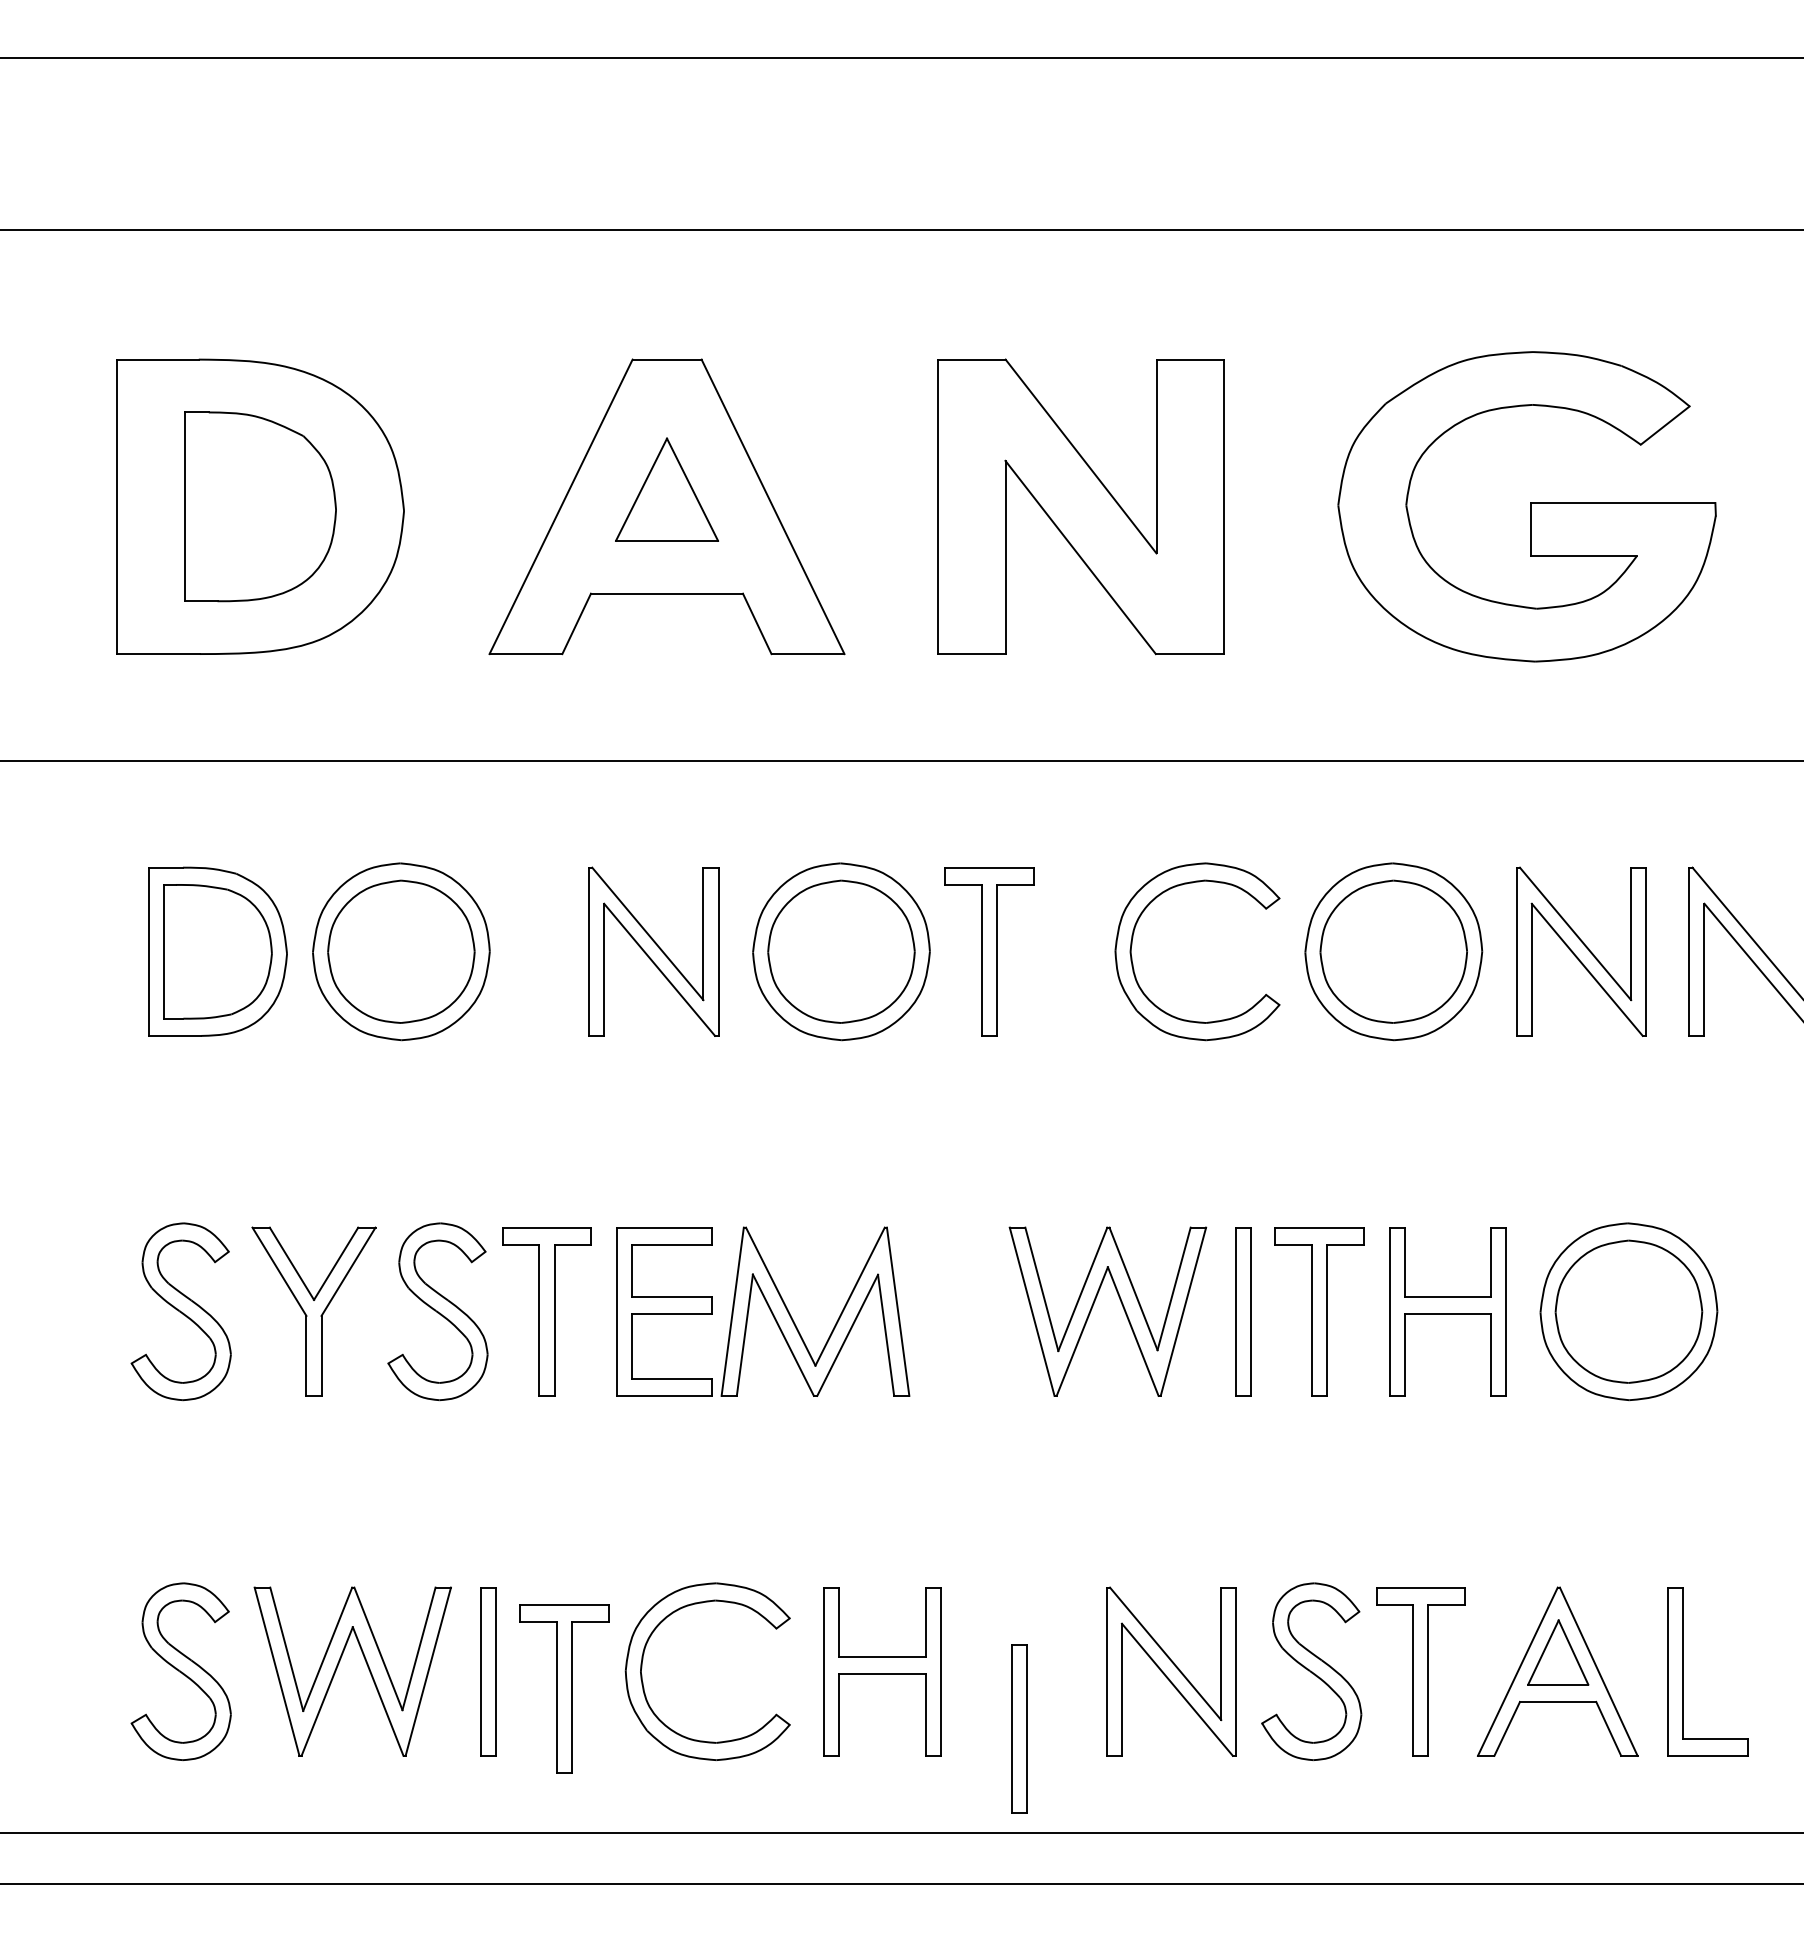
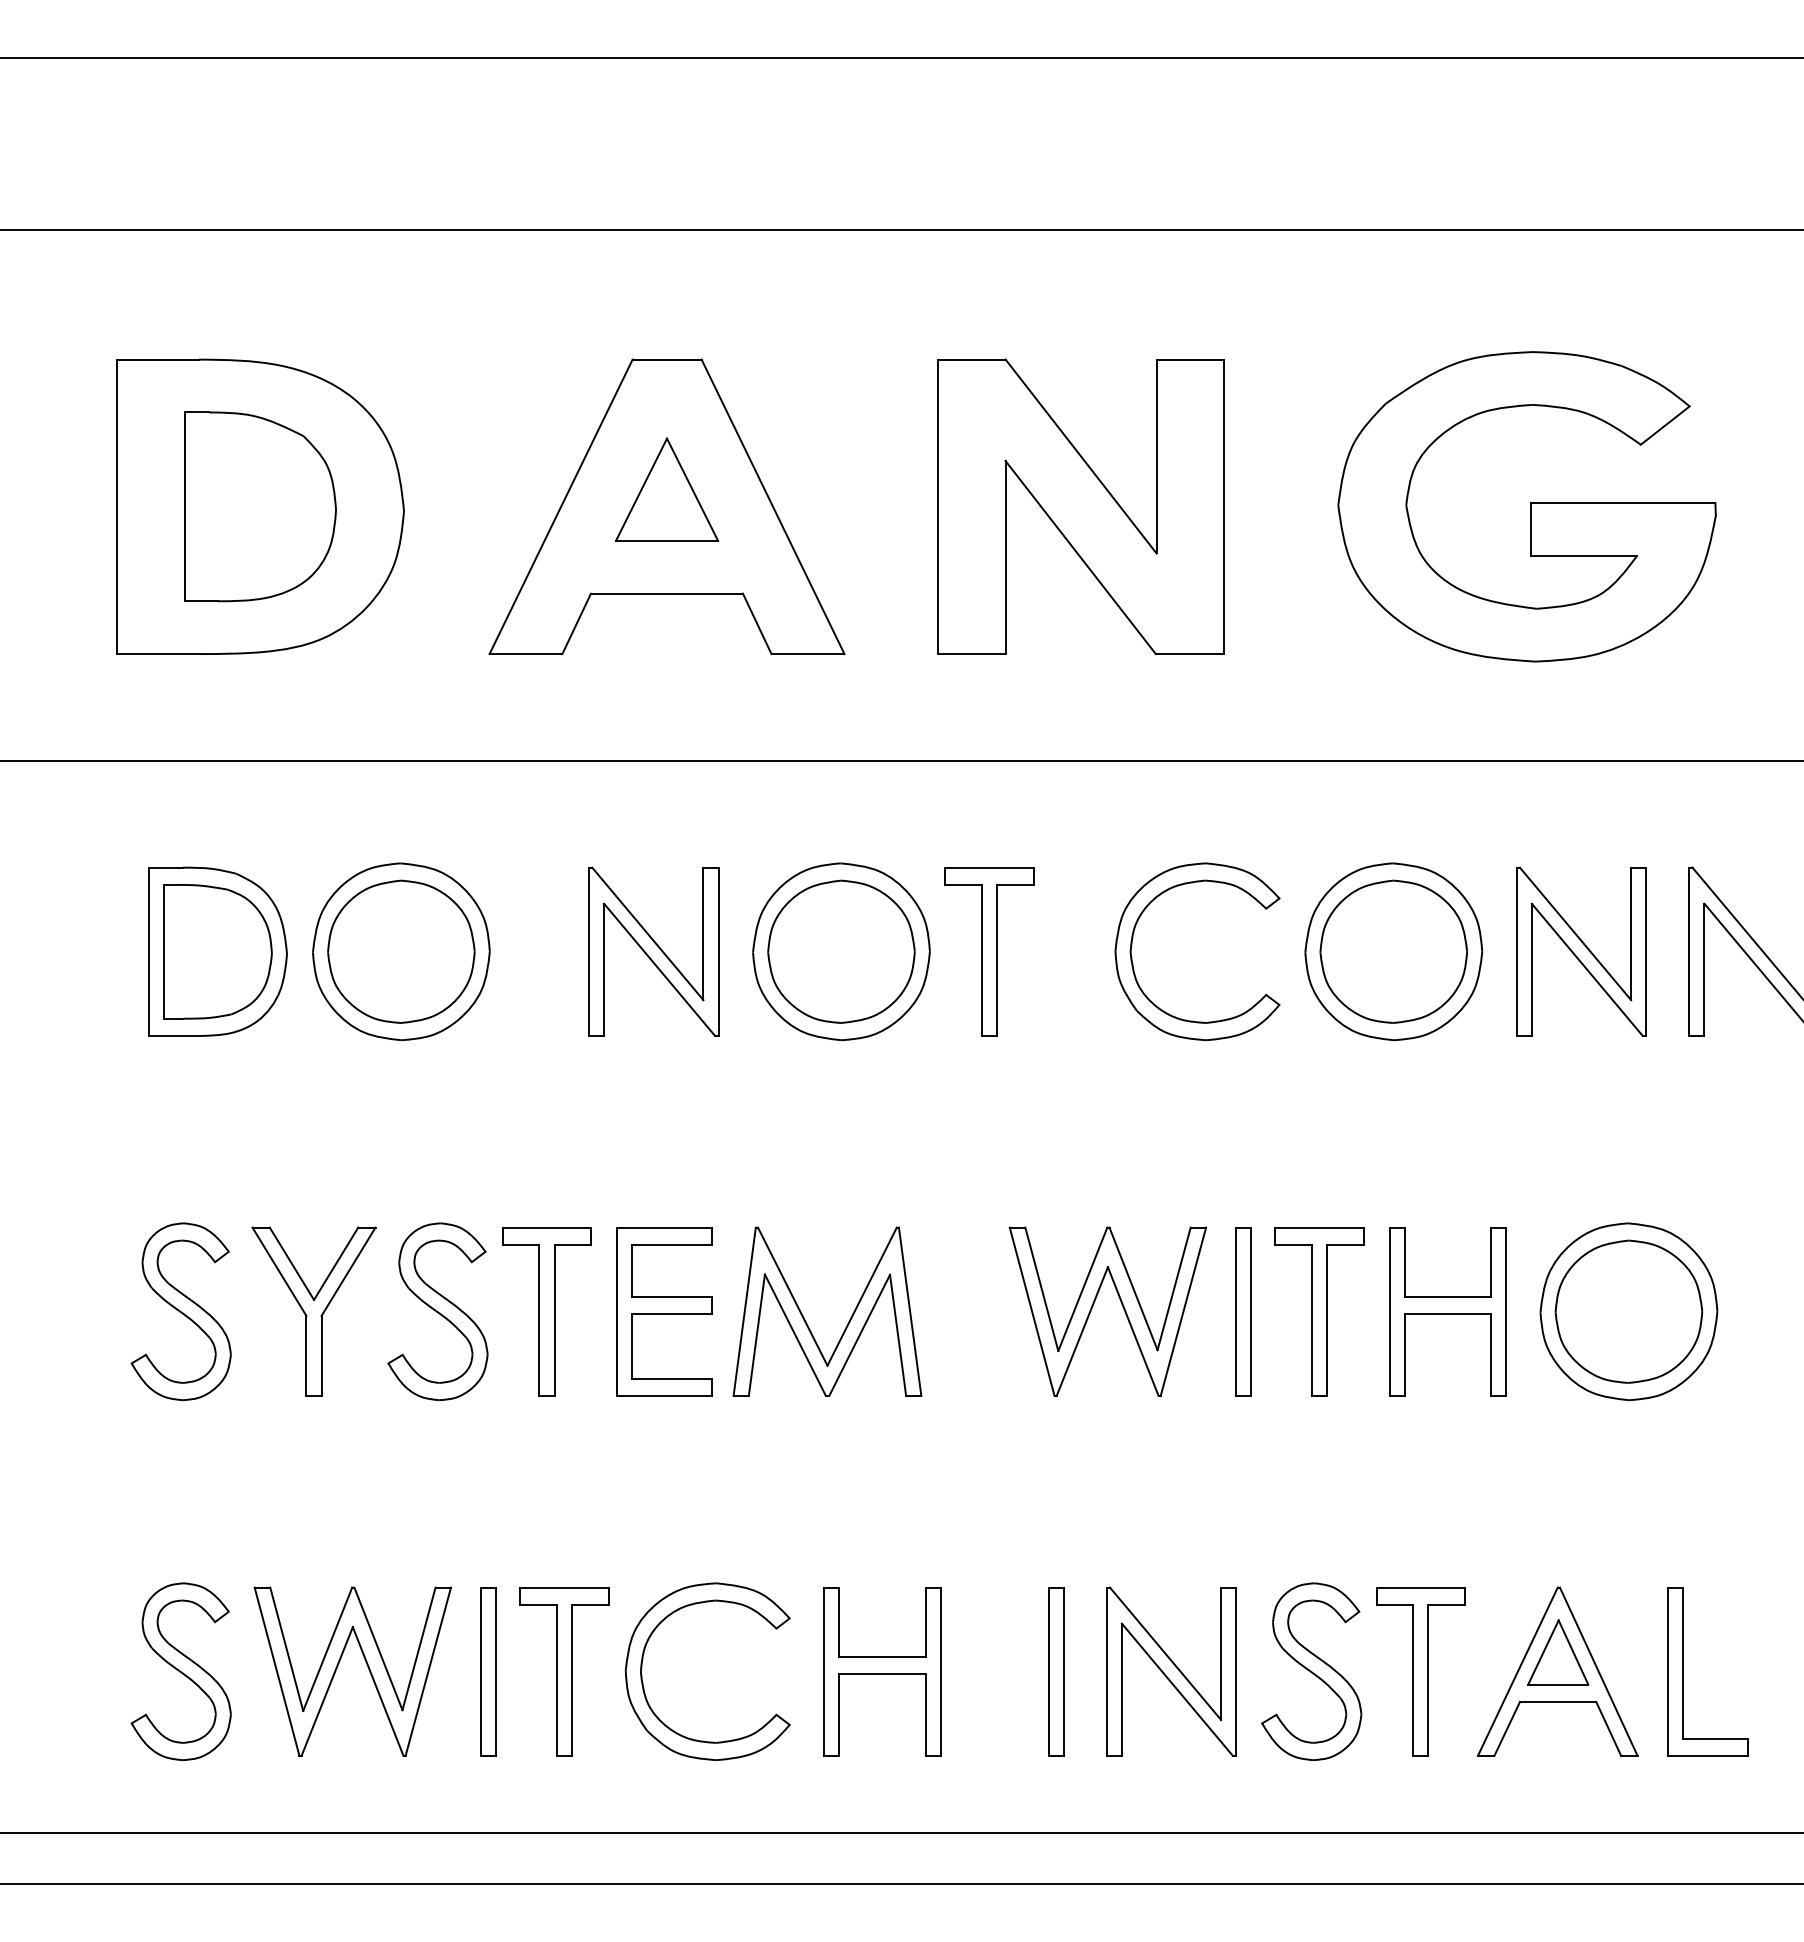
part position: (794, 1321) -> (806, 1321) (806, 1321)
part position: (564, 1688) -> (564, 1671) (564, 1671)
part position: (1019, 1728) -> (1056, 1671) (1056, 1671)
